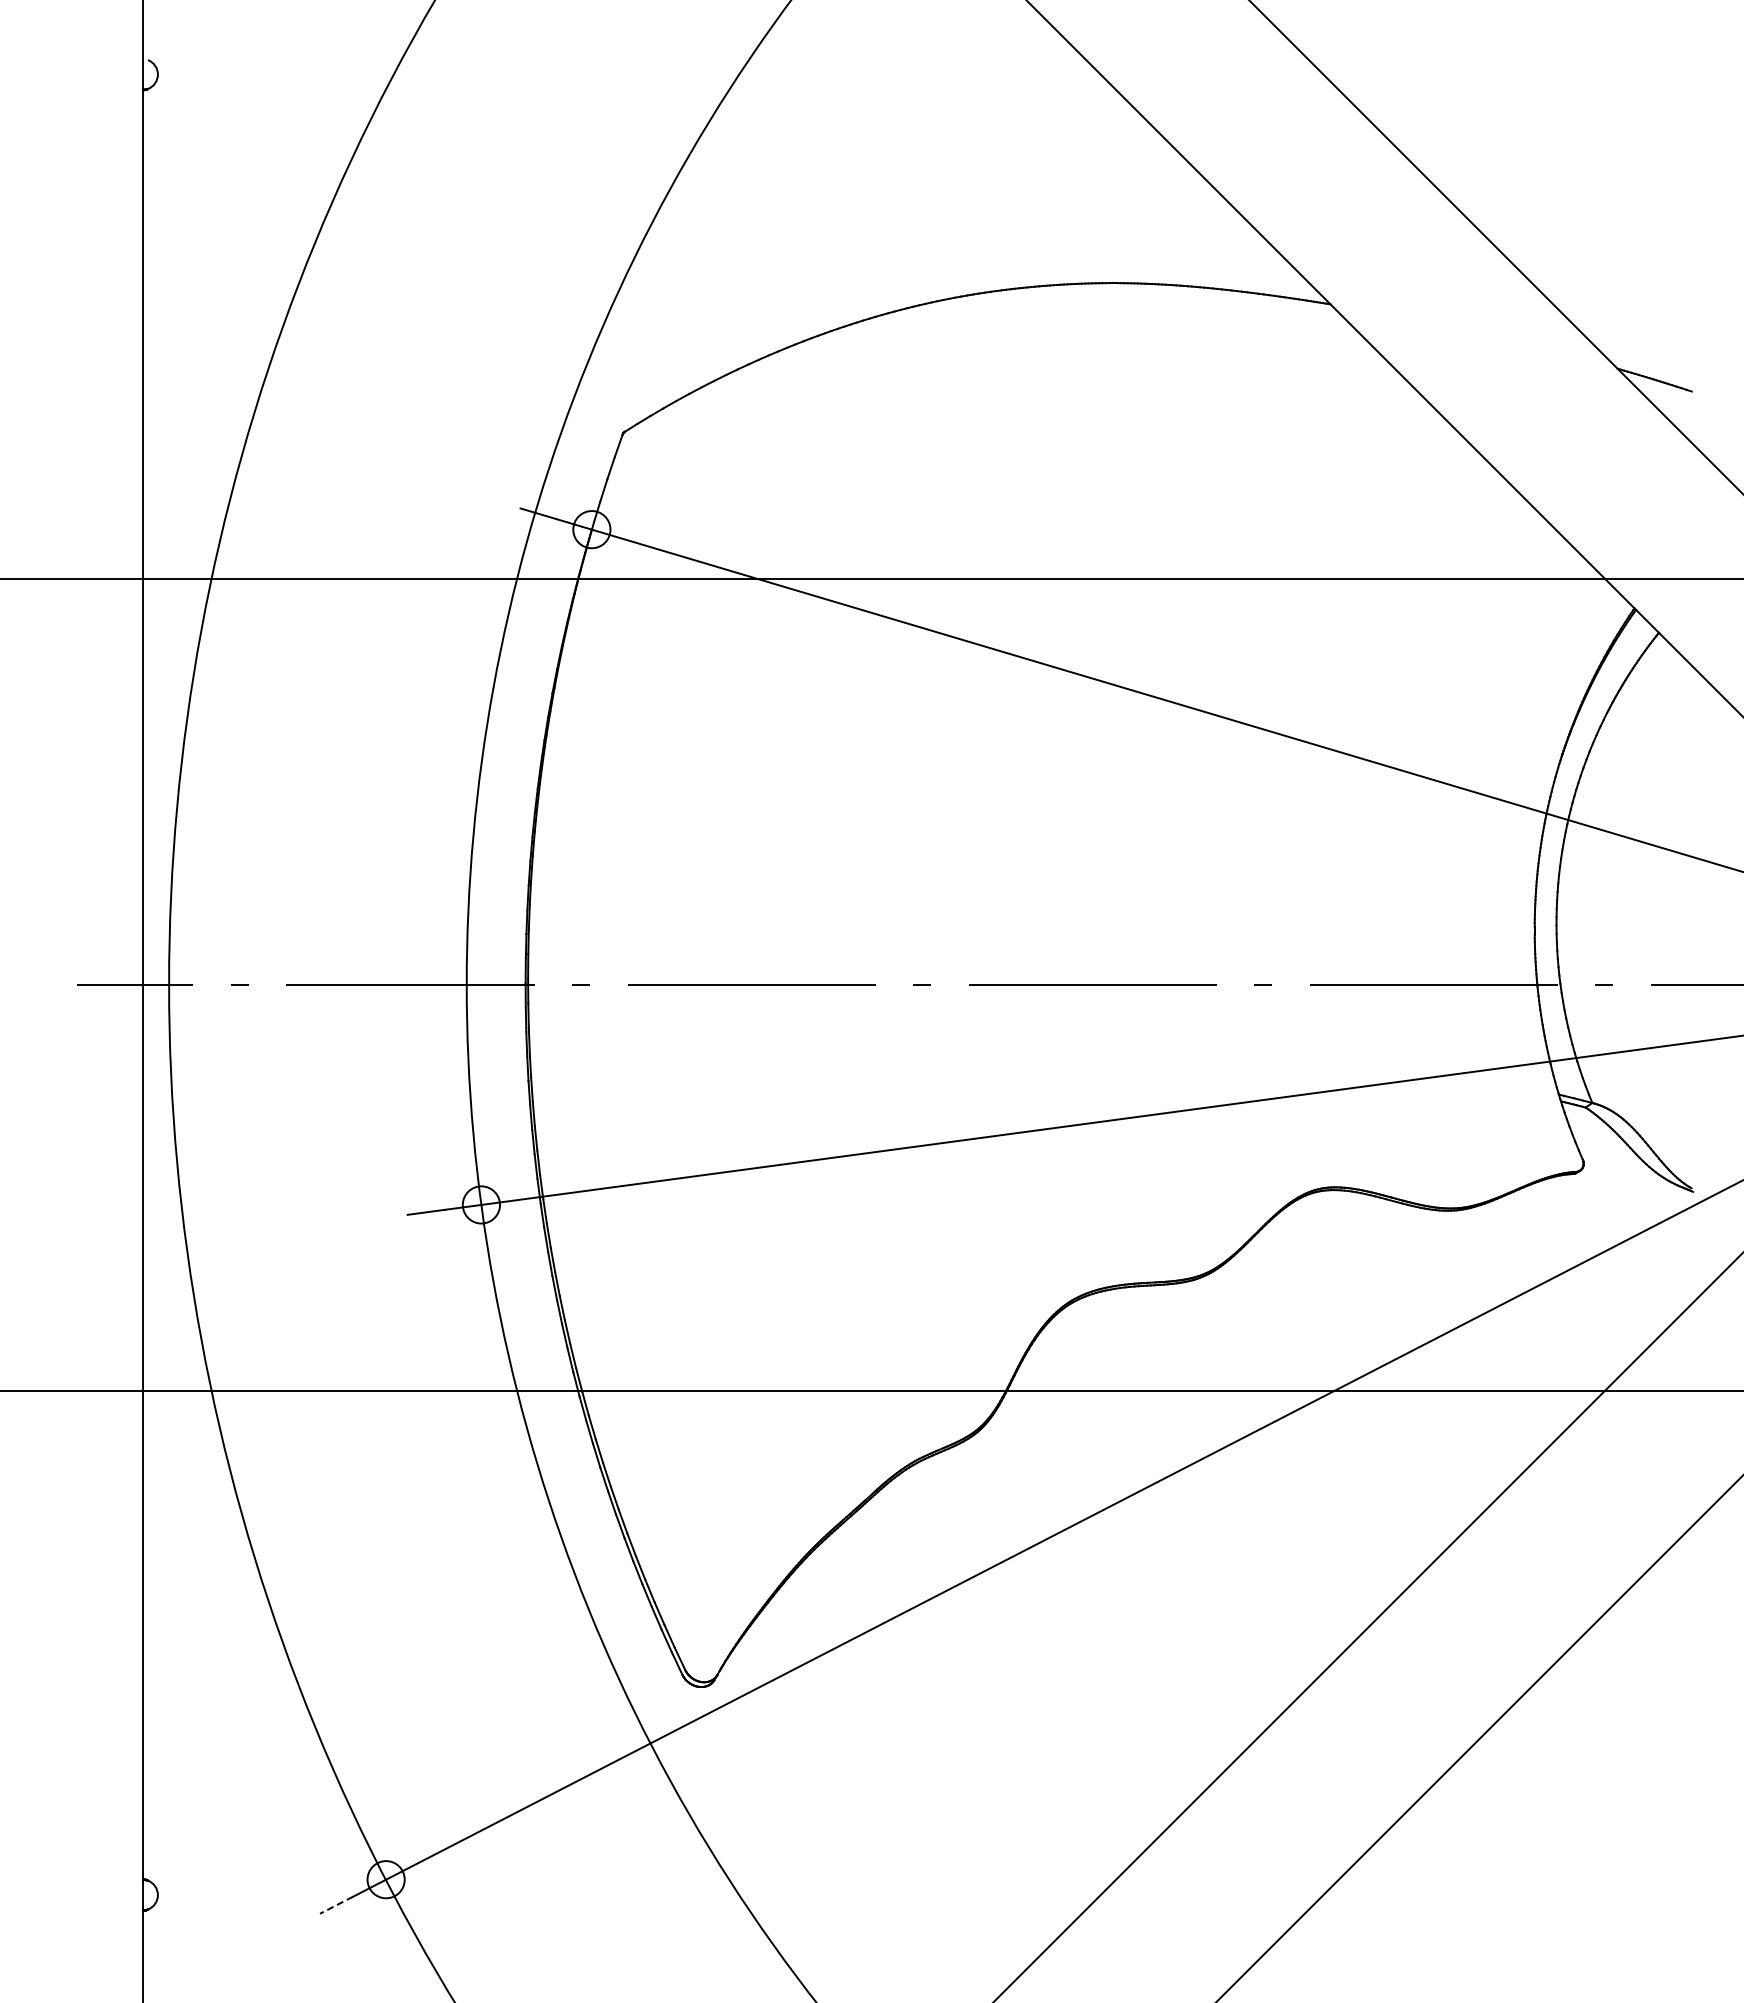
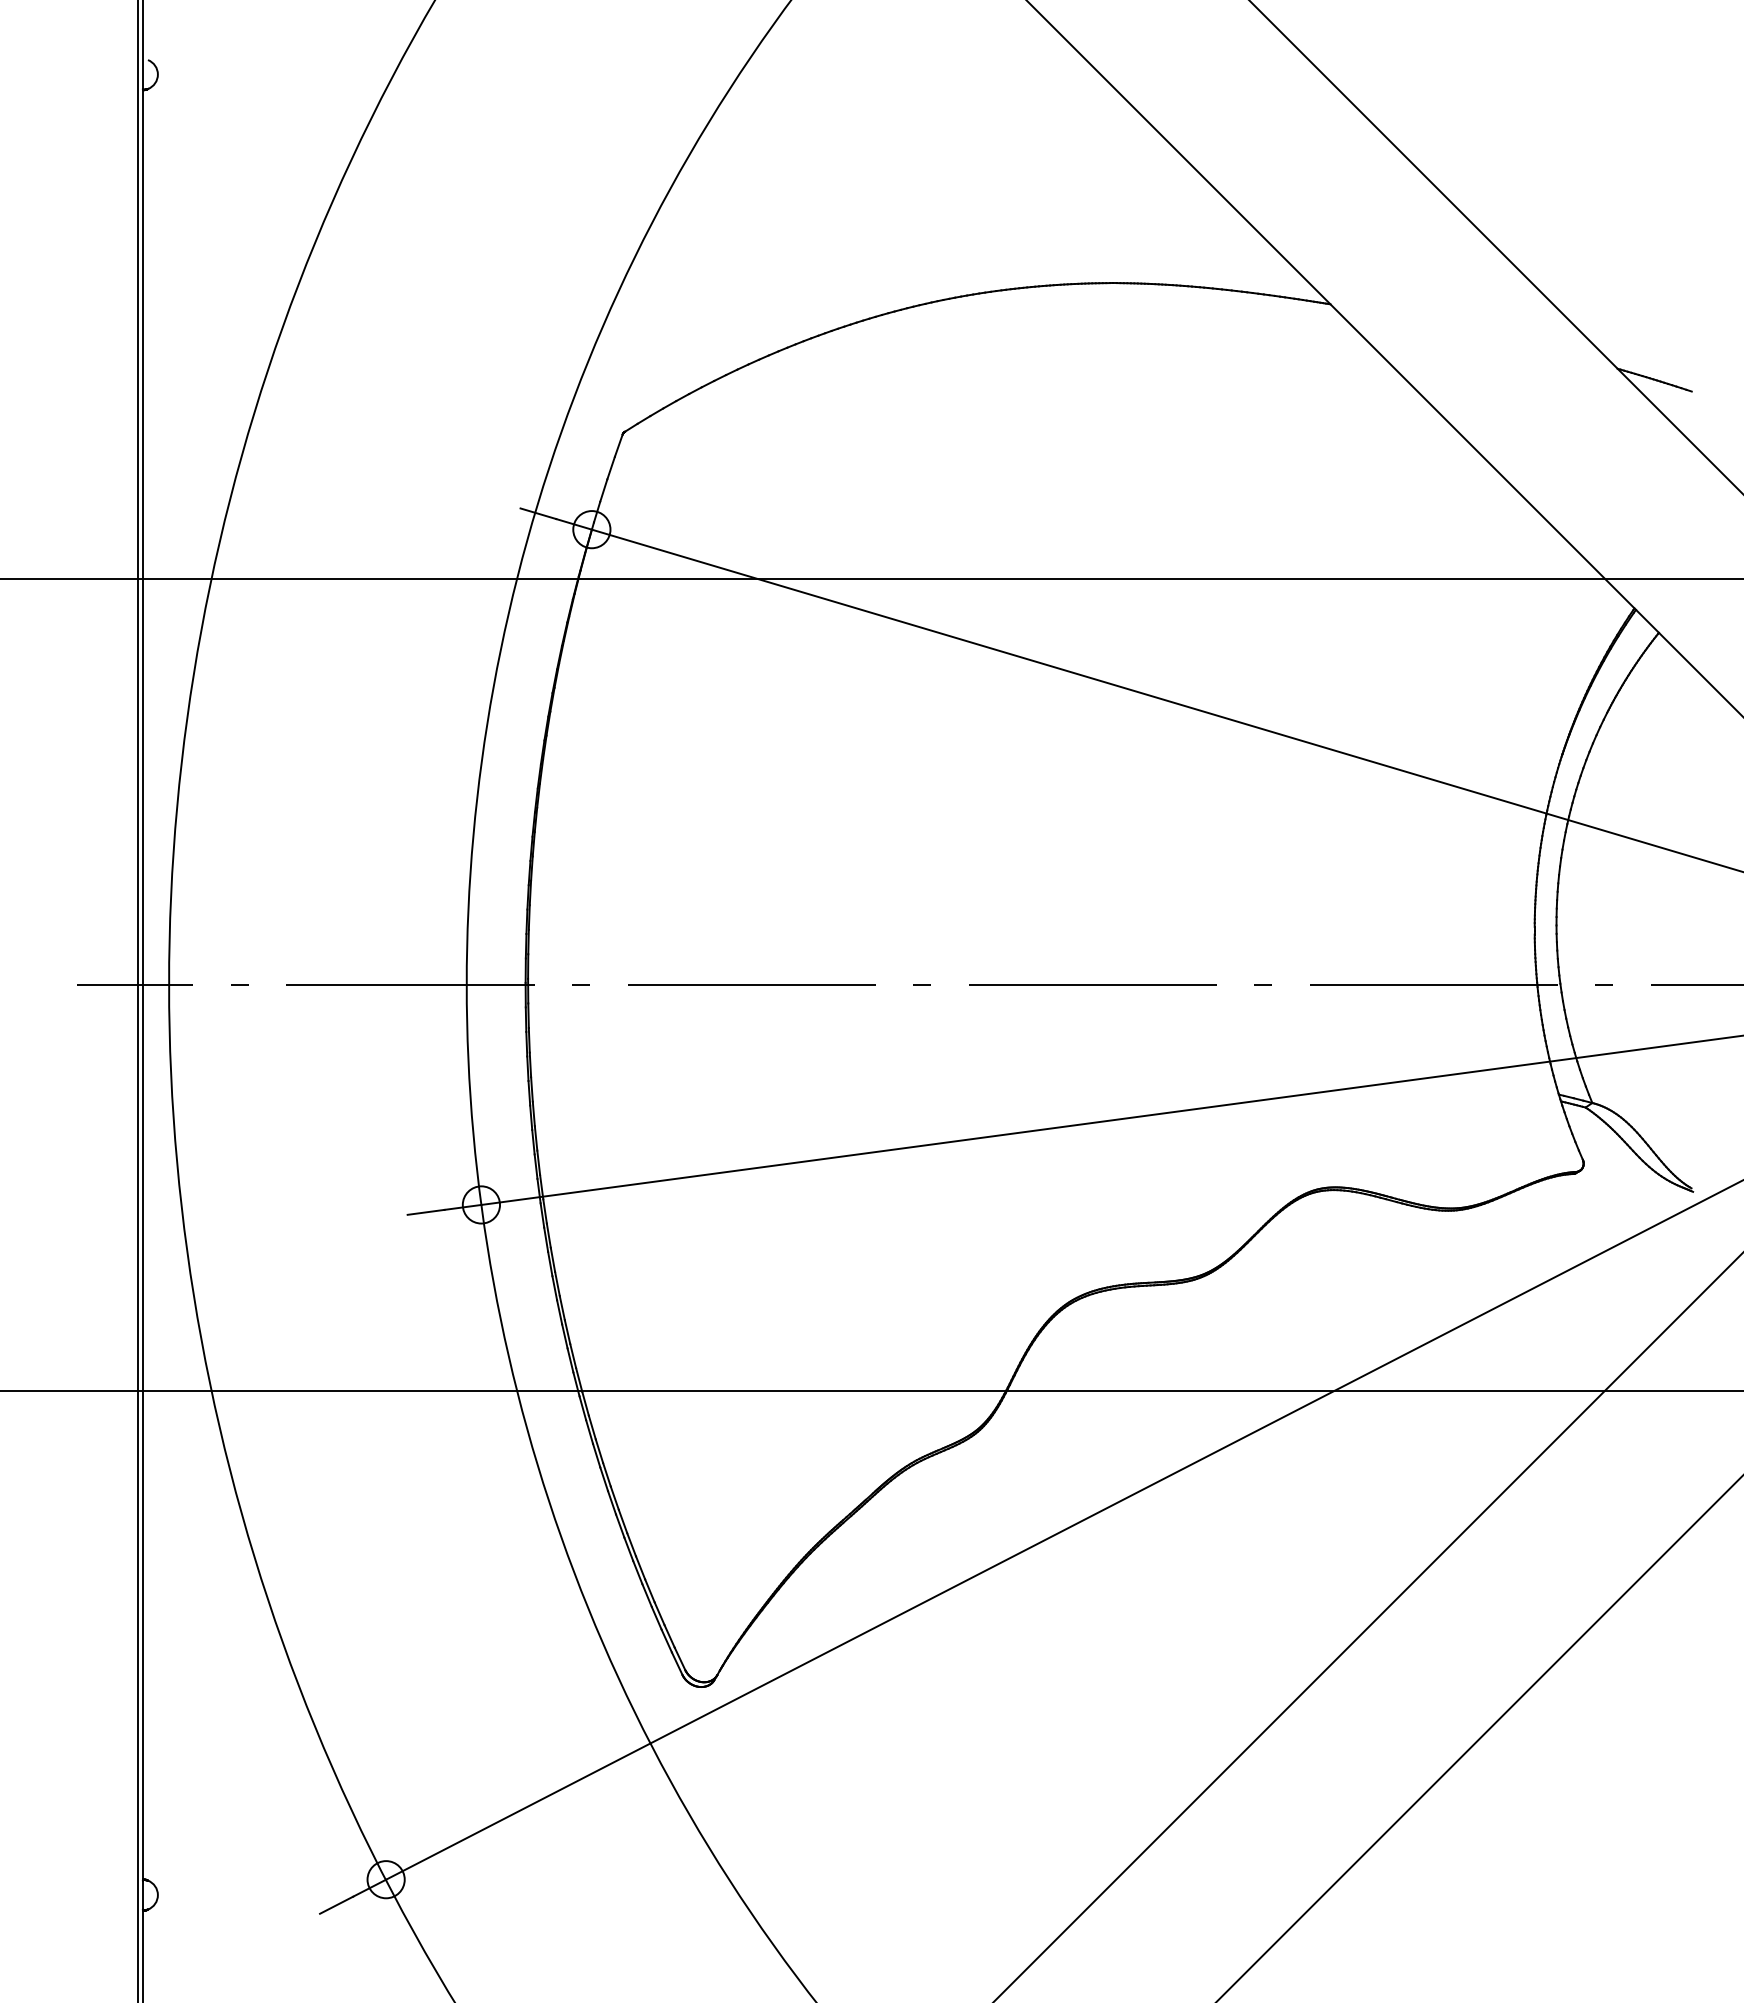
line: none -> present (138, 1000)
line: dashed -> solid (336, 1905)
